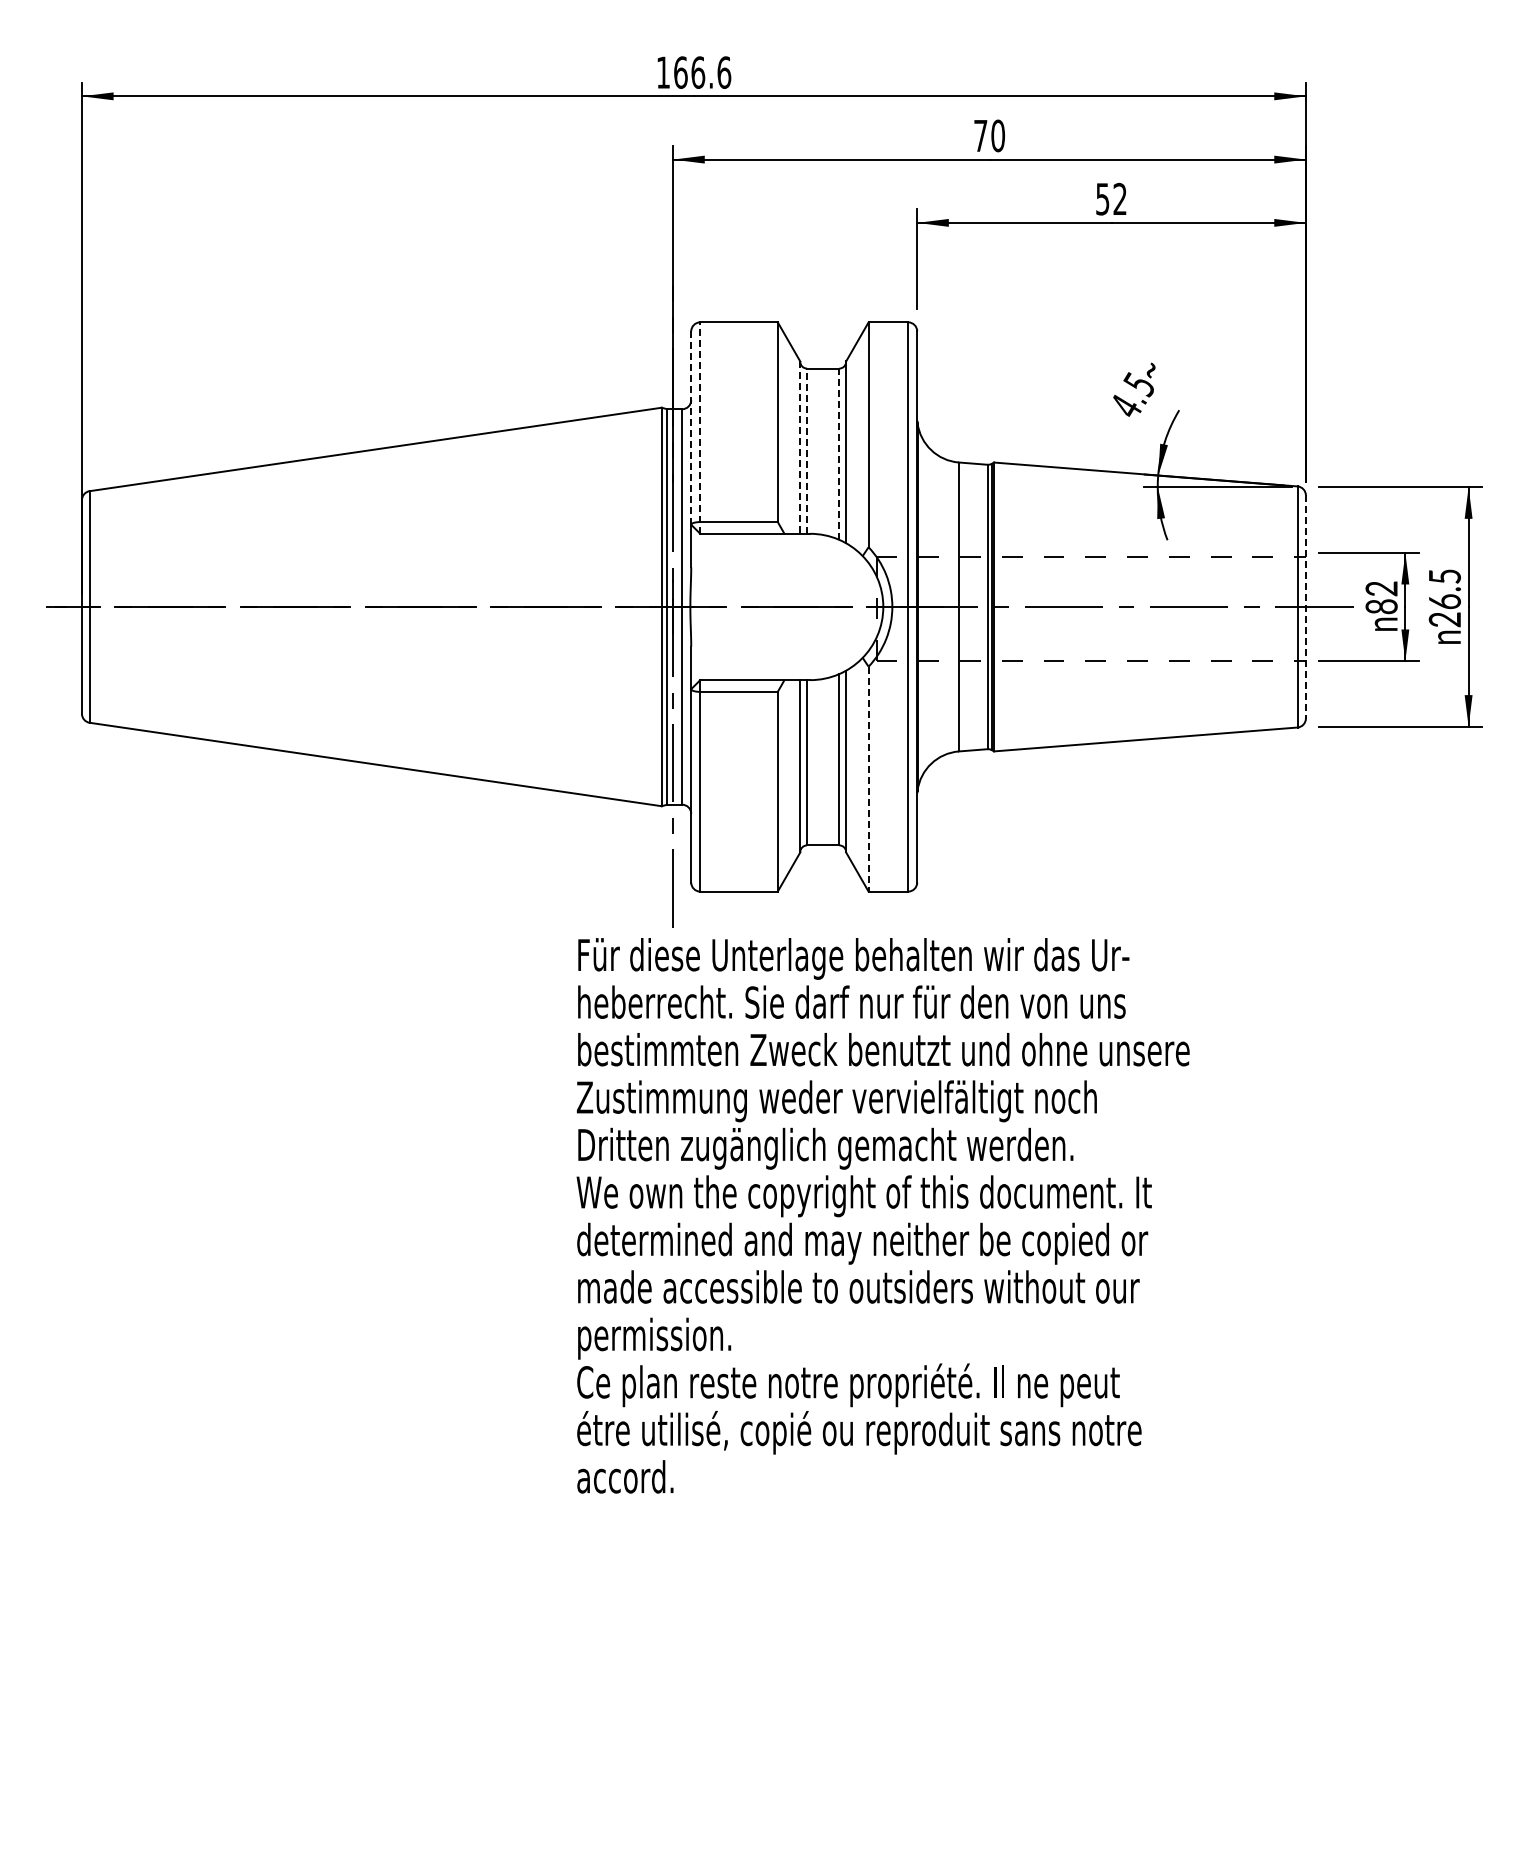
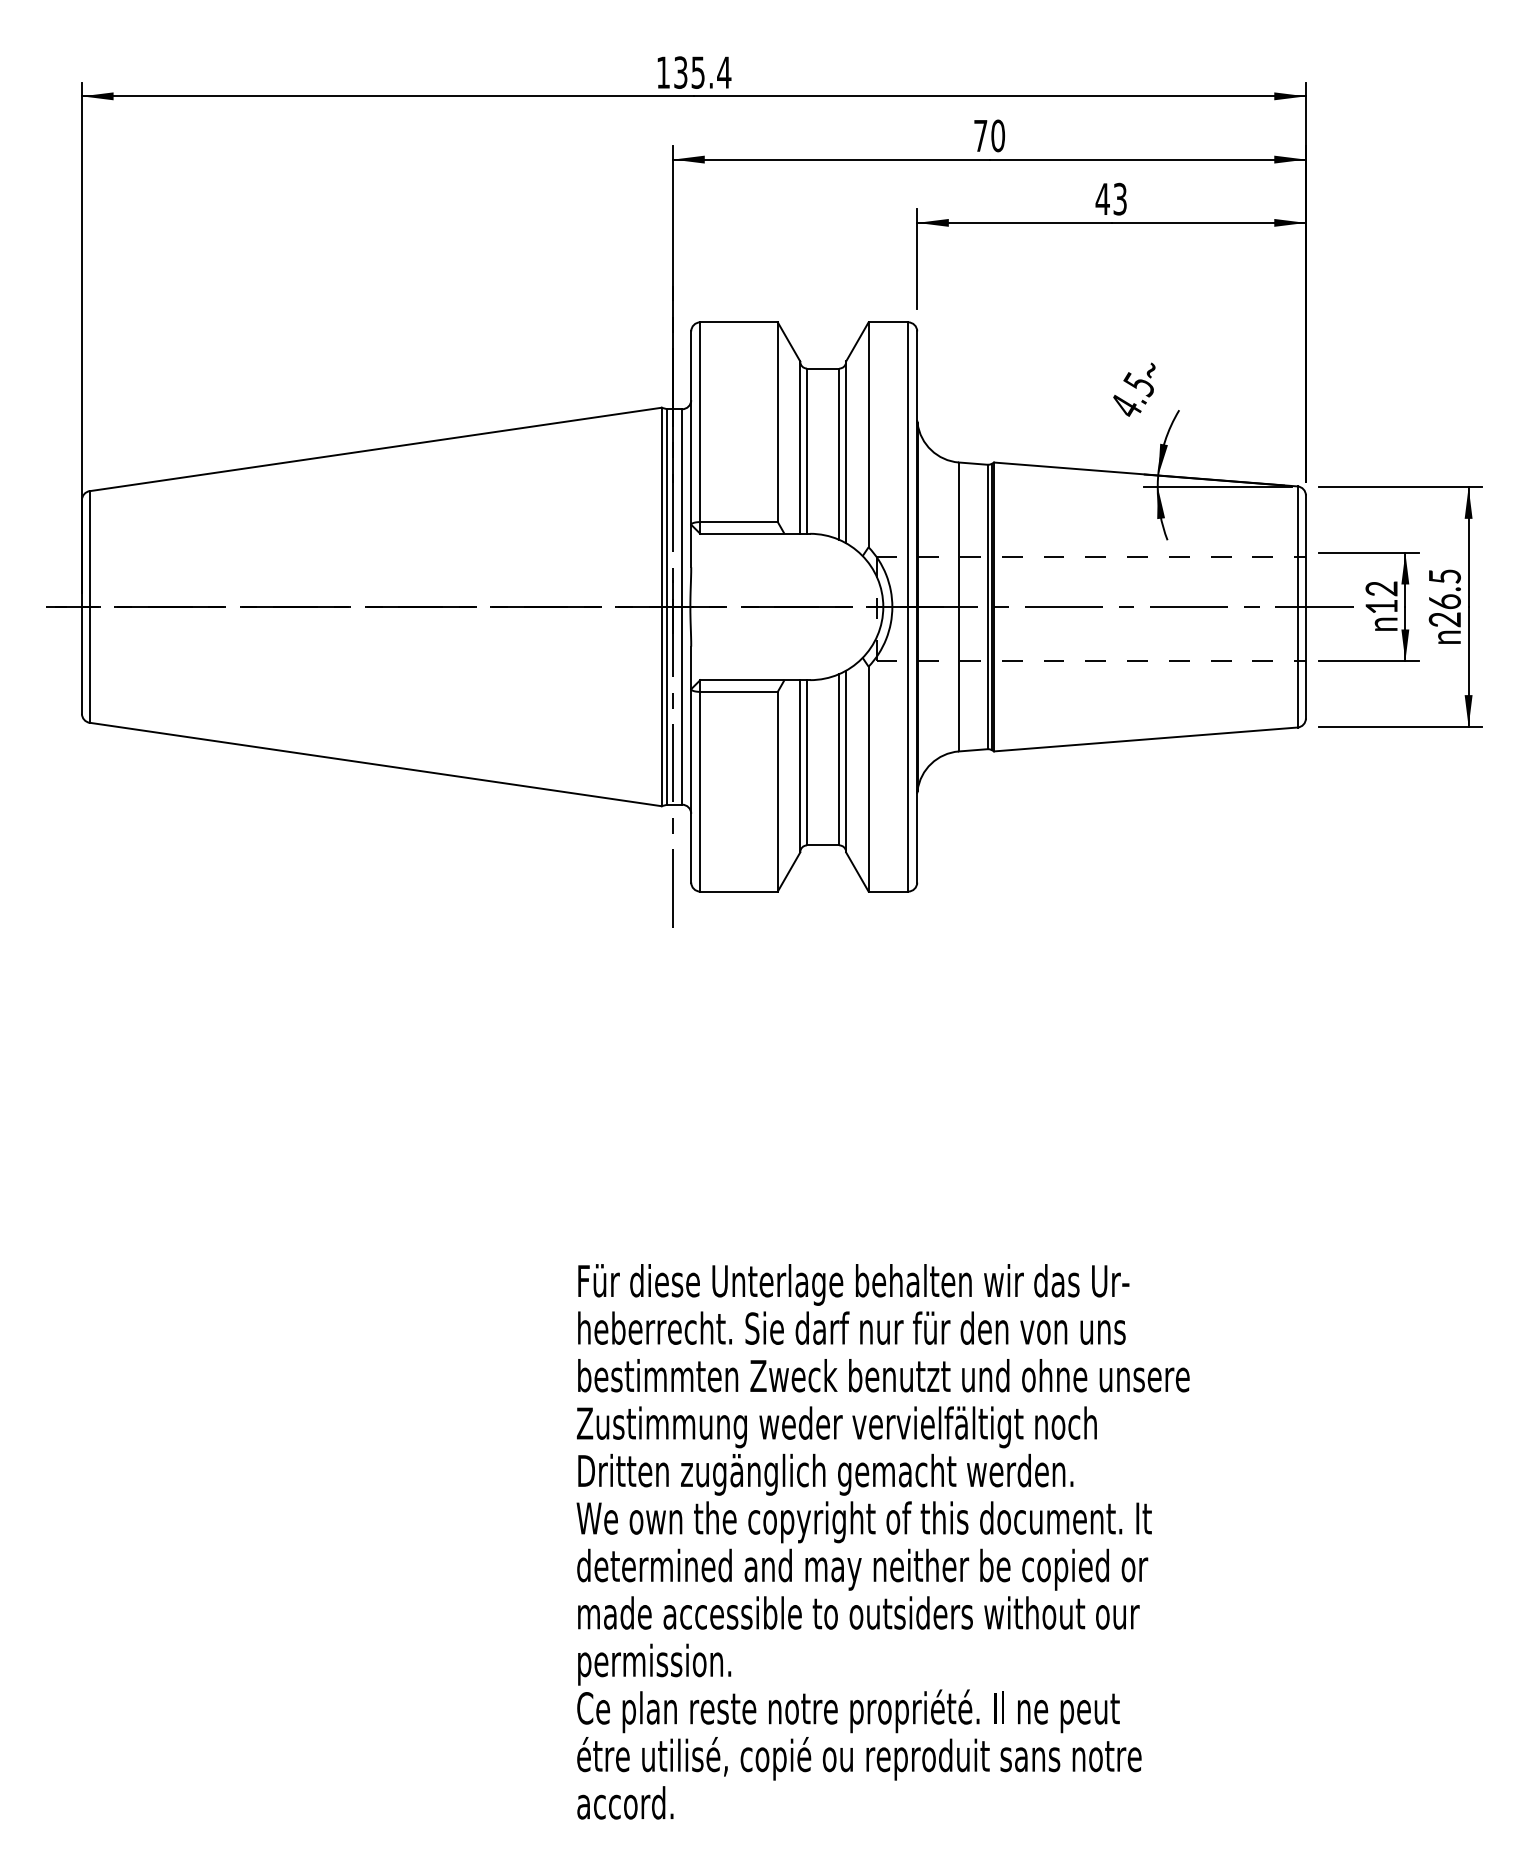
text: 166.6 -> 135.4 (702, 72)
text: 52 -> 43 (1110, 199)
line: dashed -> solid (691, 428)
line: dashed -> solid (700, 428)
line: dashed -> solid (800, 448)
line: dashed -> solid (807, 451)
line: dashed -> solid (839, 454)
line: dashed -> solid (1305, 606)
text: 82 -> 12 (1381, 606)
line: dashed -> solid (868, 779)
text position: (882, 1215) -> (882, 1541) (882, 1541)
